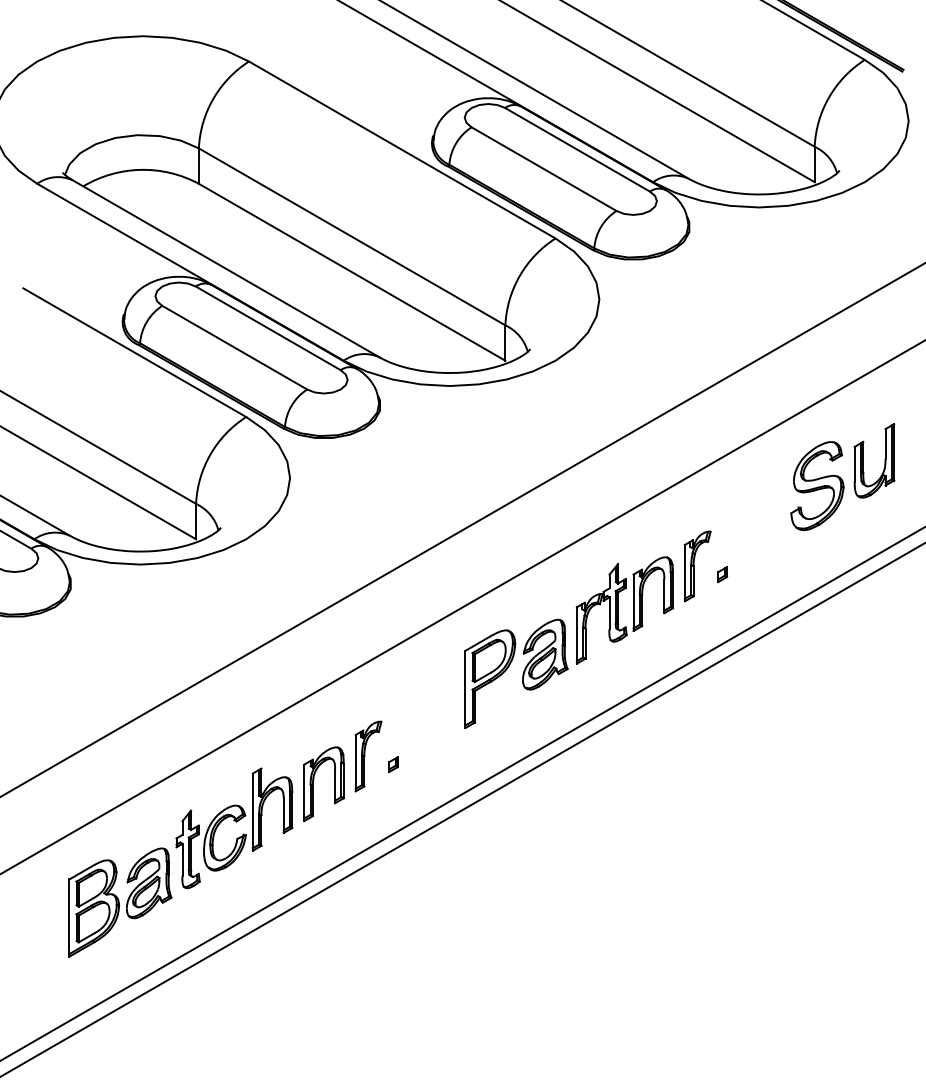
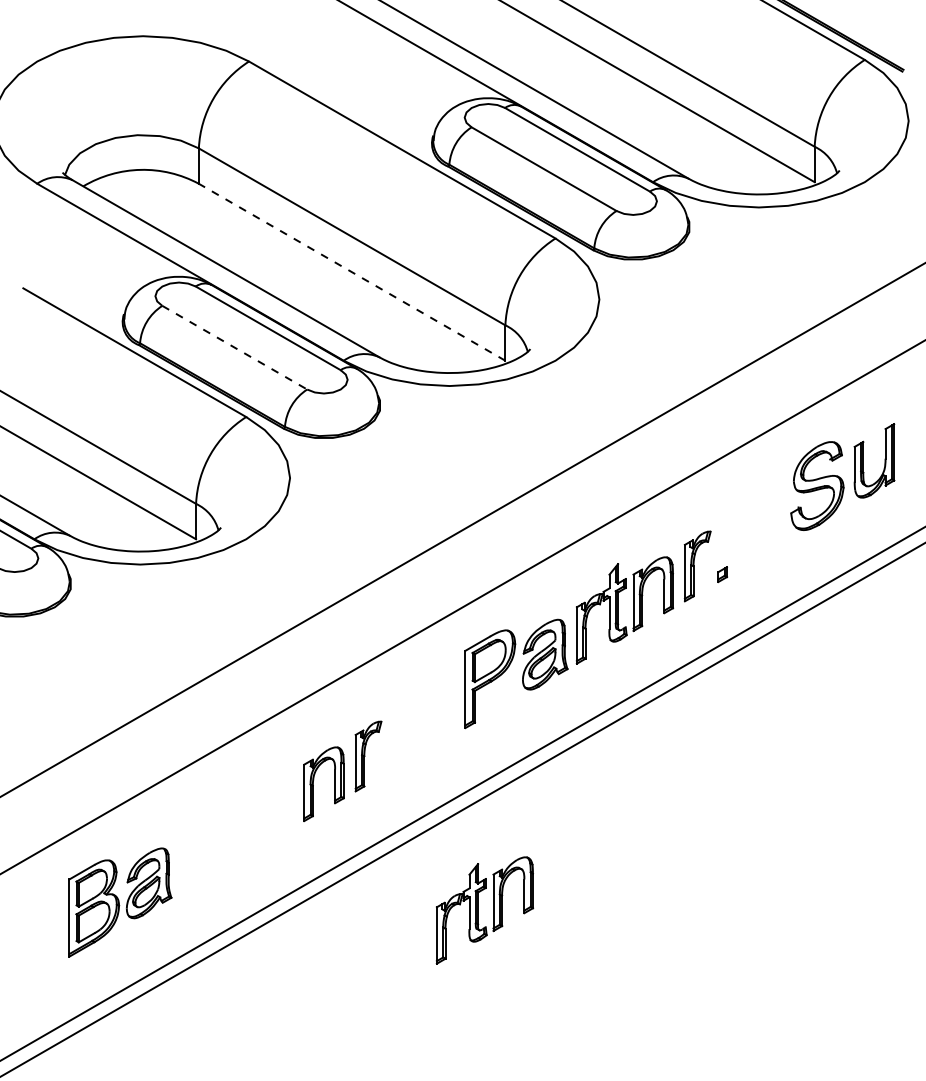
line: solid -> dashed (352, 272)
line: solid -> dashed (234, 347)
part: present -> none (393, 764)
part: present -> none (236, 822)
part: none -> present (484, 910)
